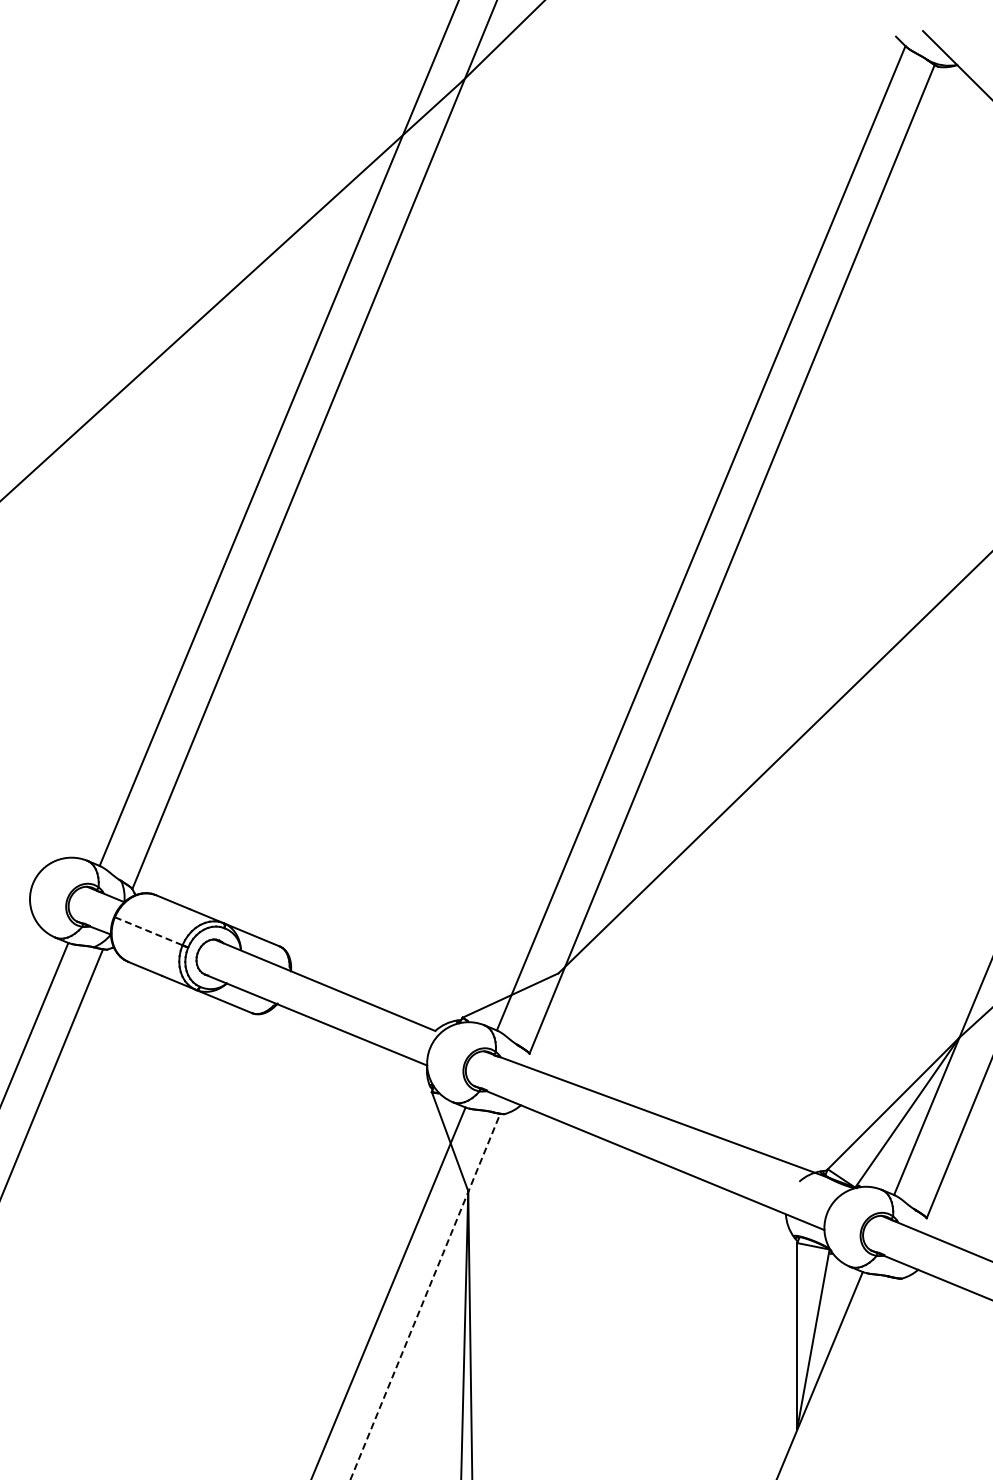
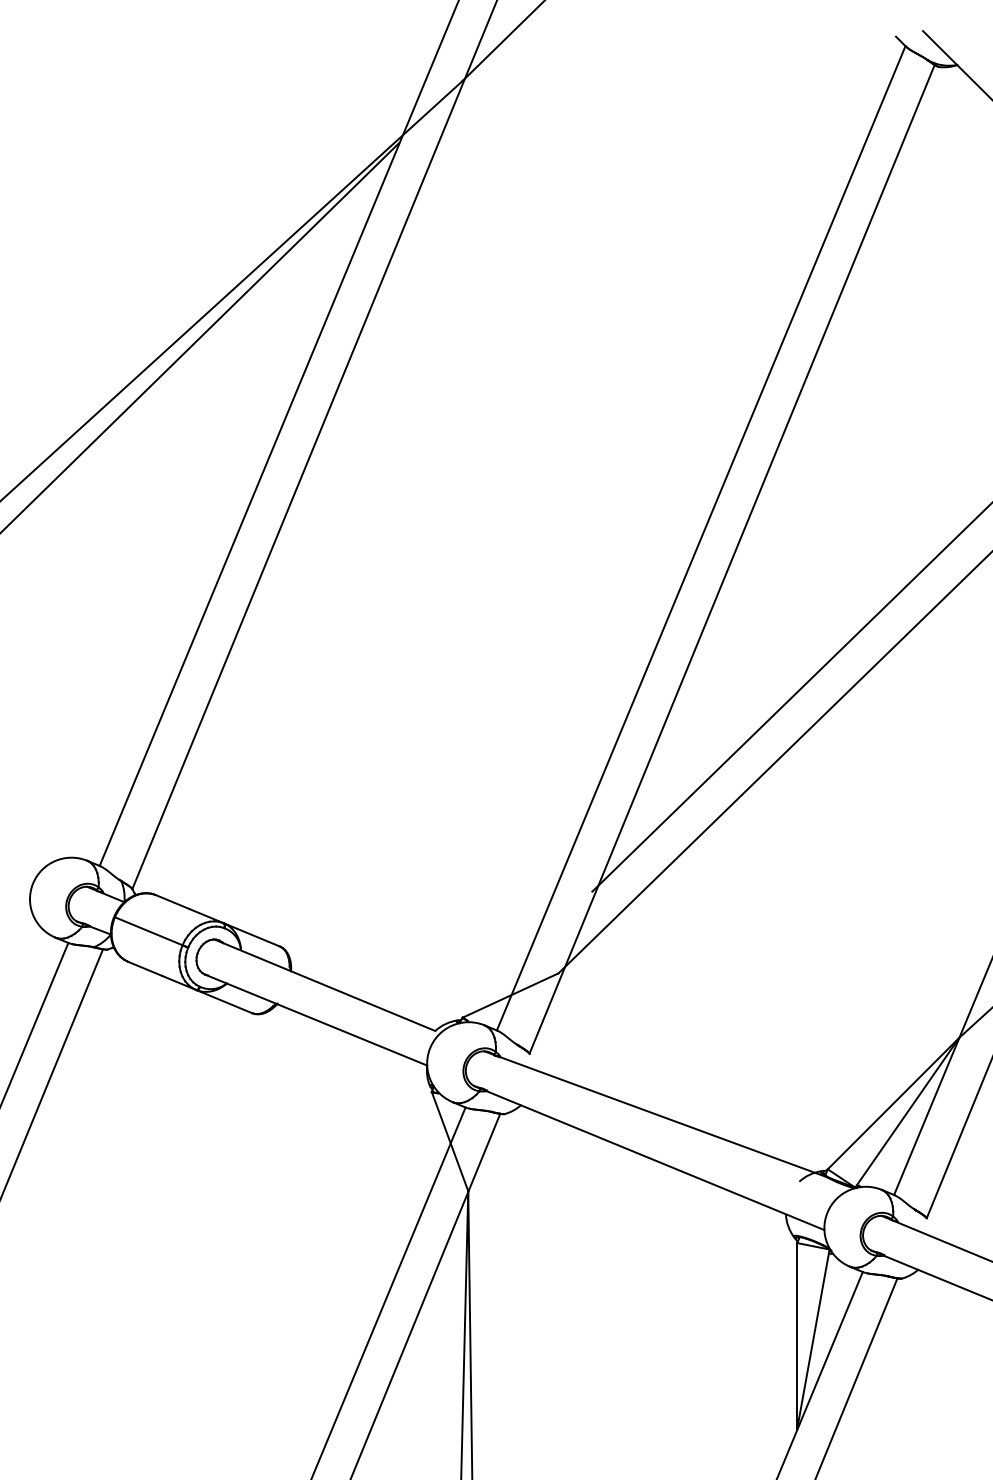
line: none -> present (200, 337)
line: none -> present (790, 698)
line: dashed -> solid (148, 931)
line: dashed -> solid (425, 1296)
line: none -> present (856, 1377)
